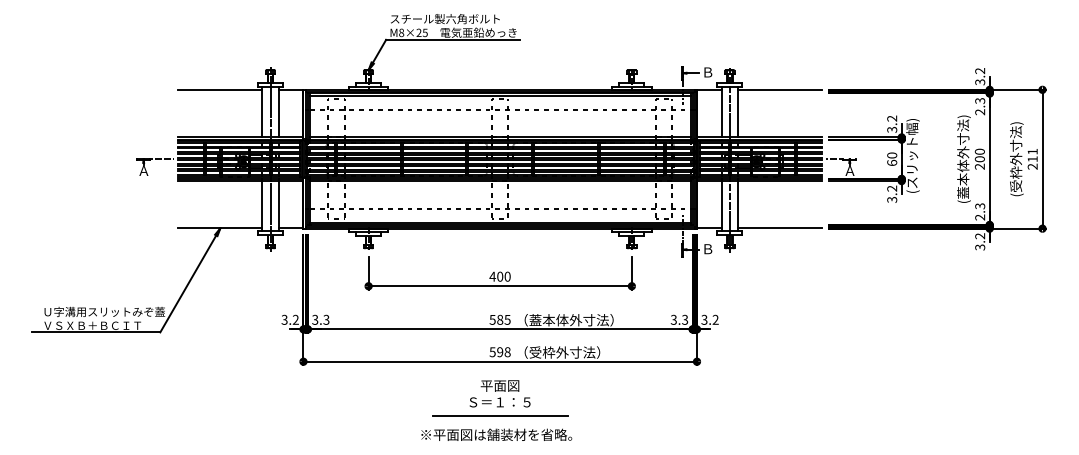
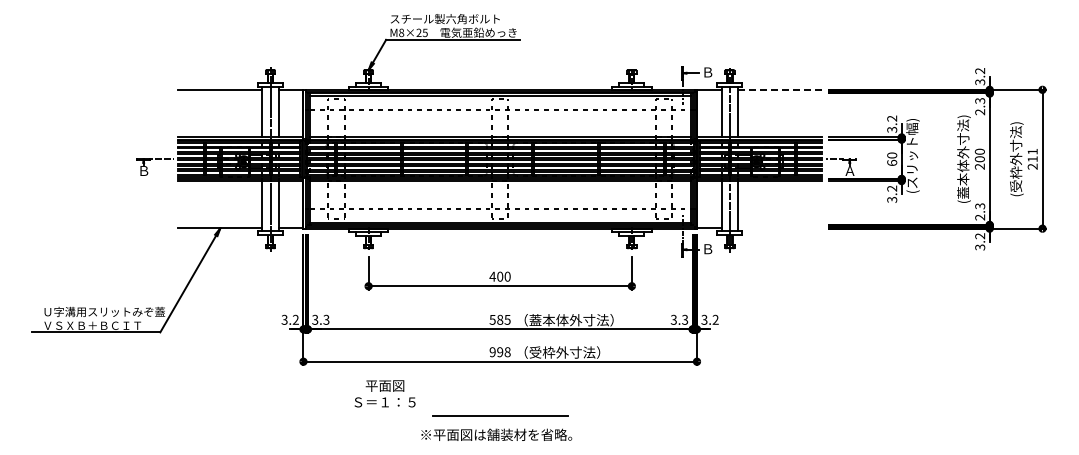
line: solid -> dashed (780, 90)
text: Ａ -> Ｂ (143, 170)
line: present -> none (780, 228)
text: 598 -> 998 (492, 352)
text position: (499, 393) -> (384, 393) (384, 393)
